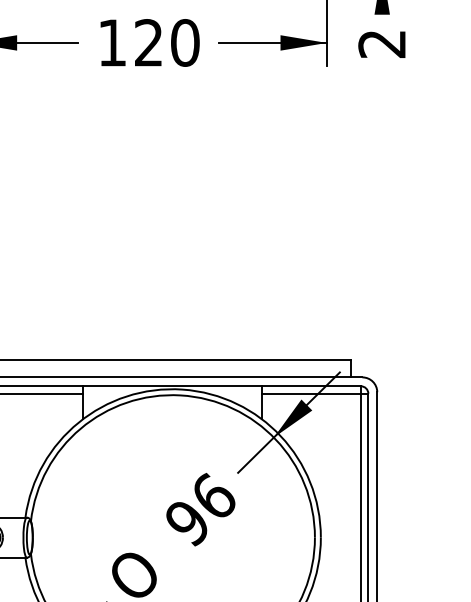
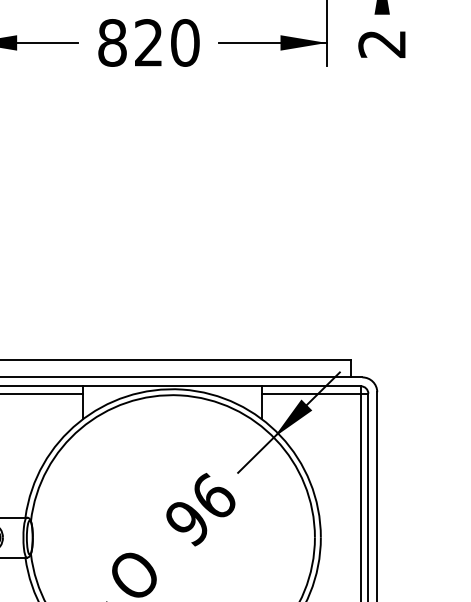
text: 120 -> 820 (112, 42)
